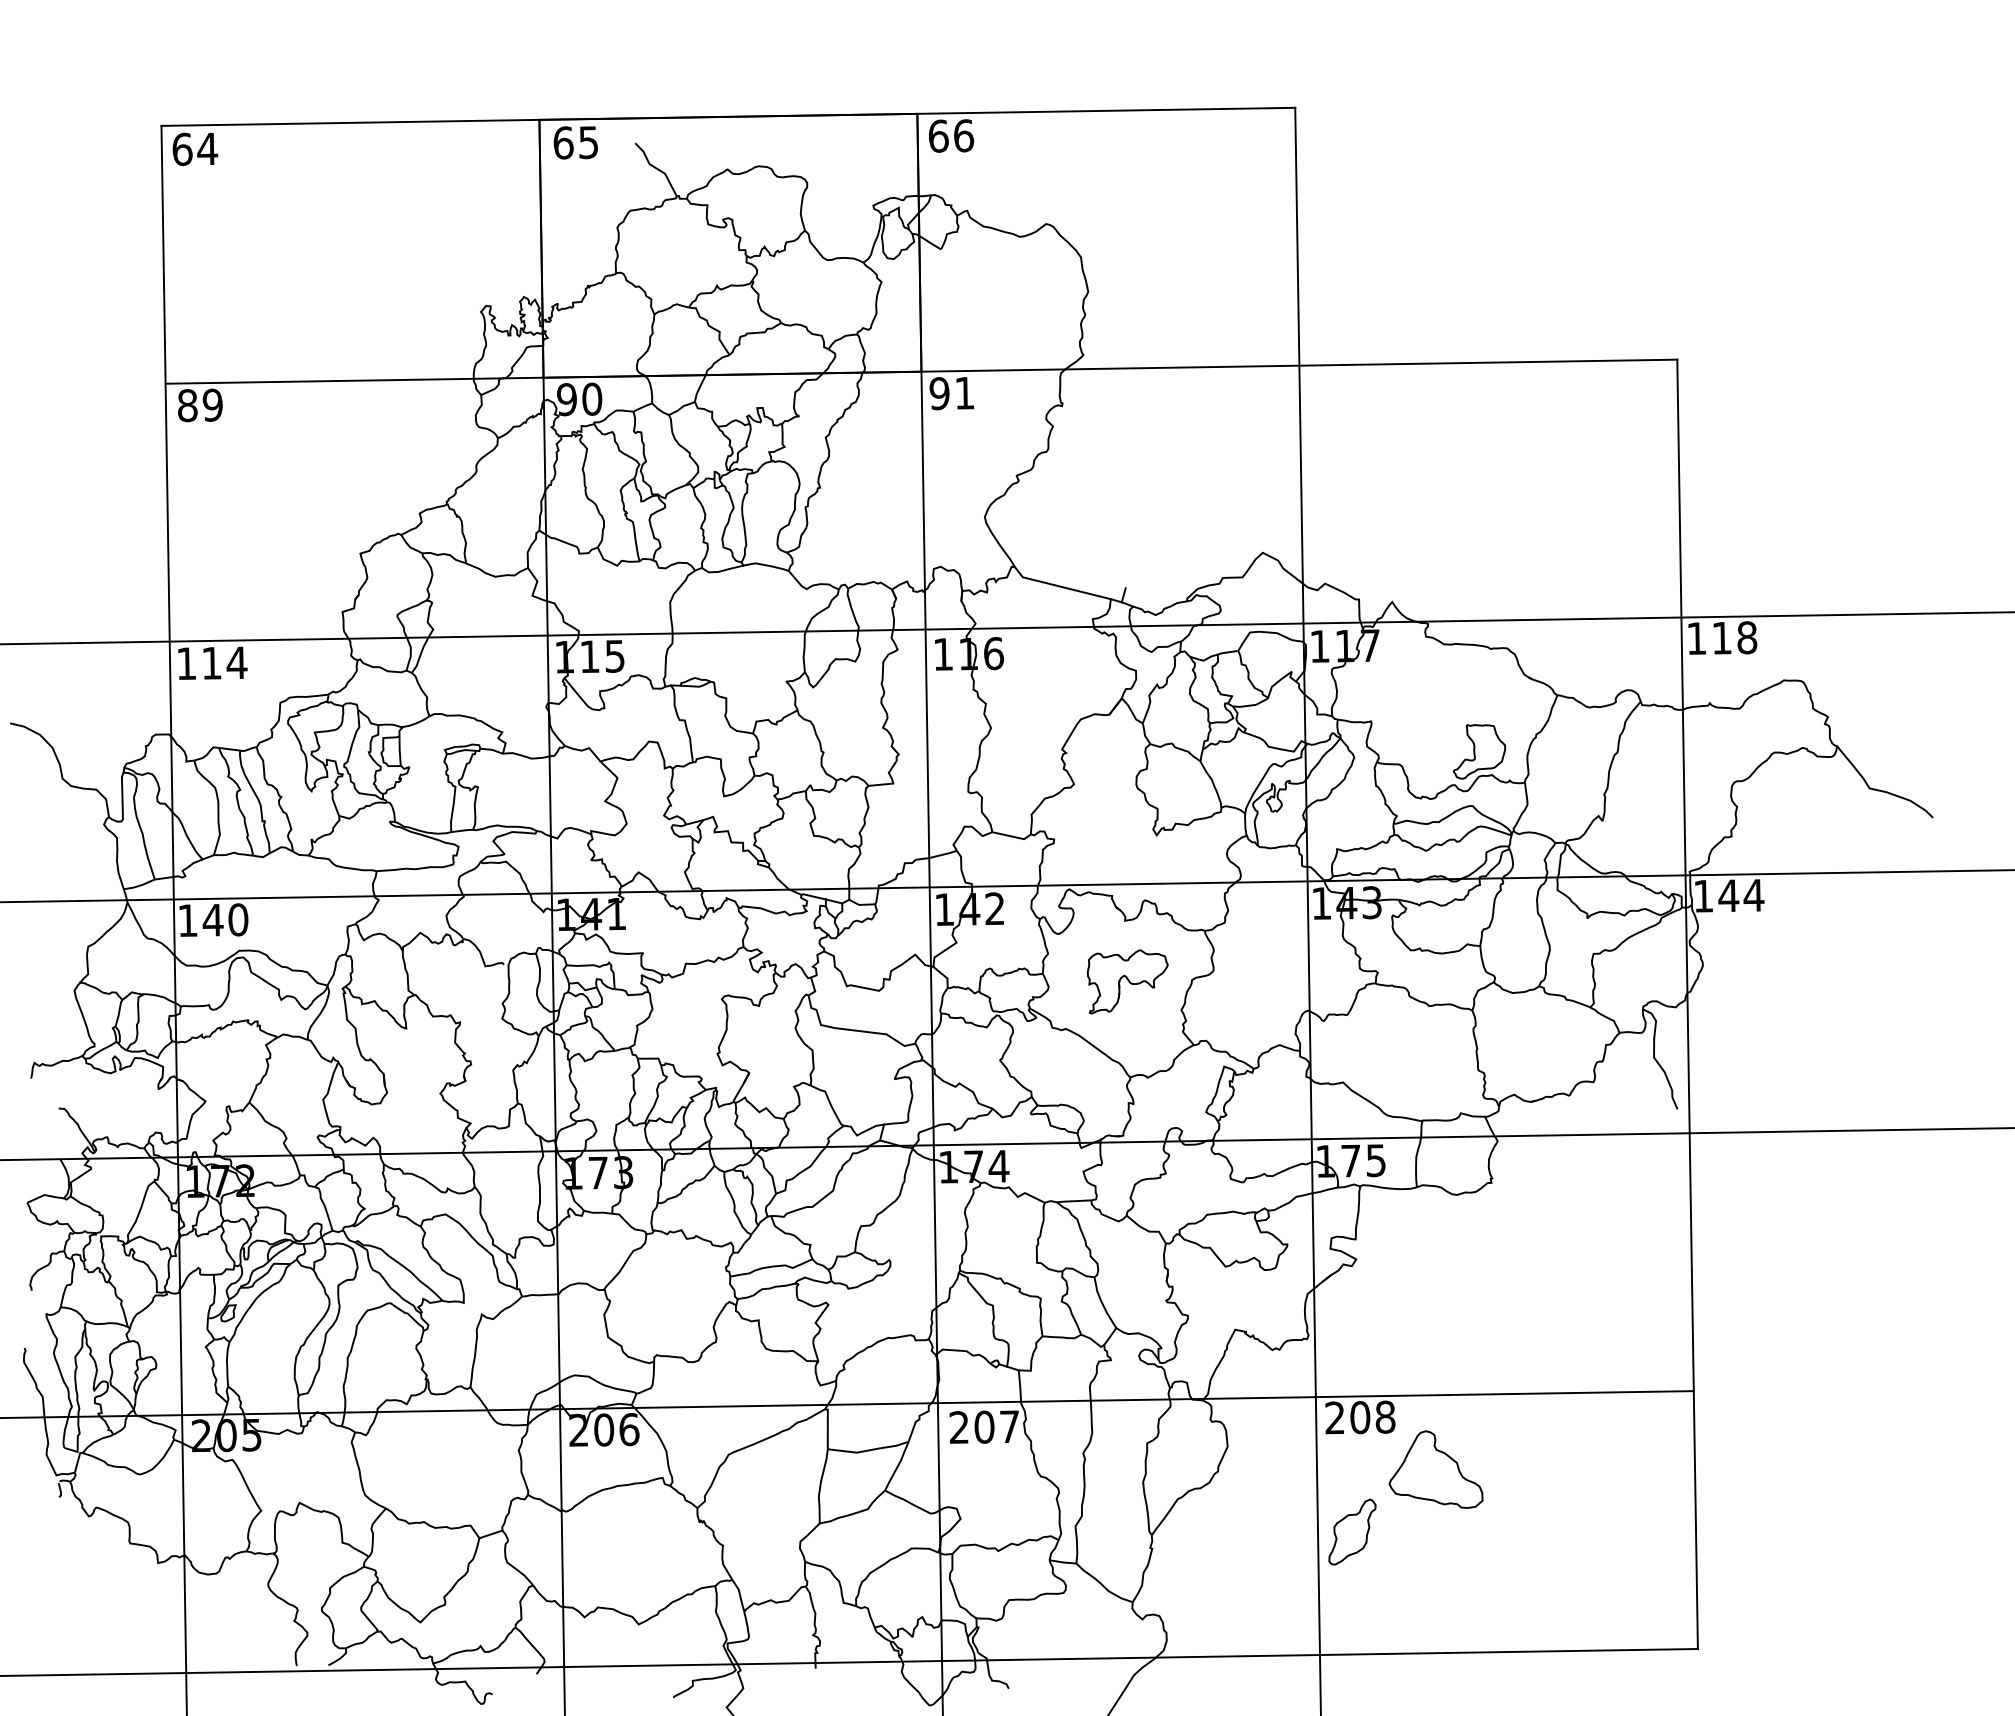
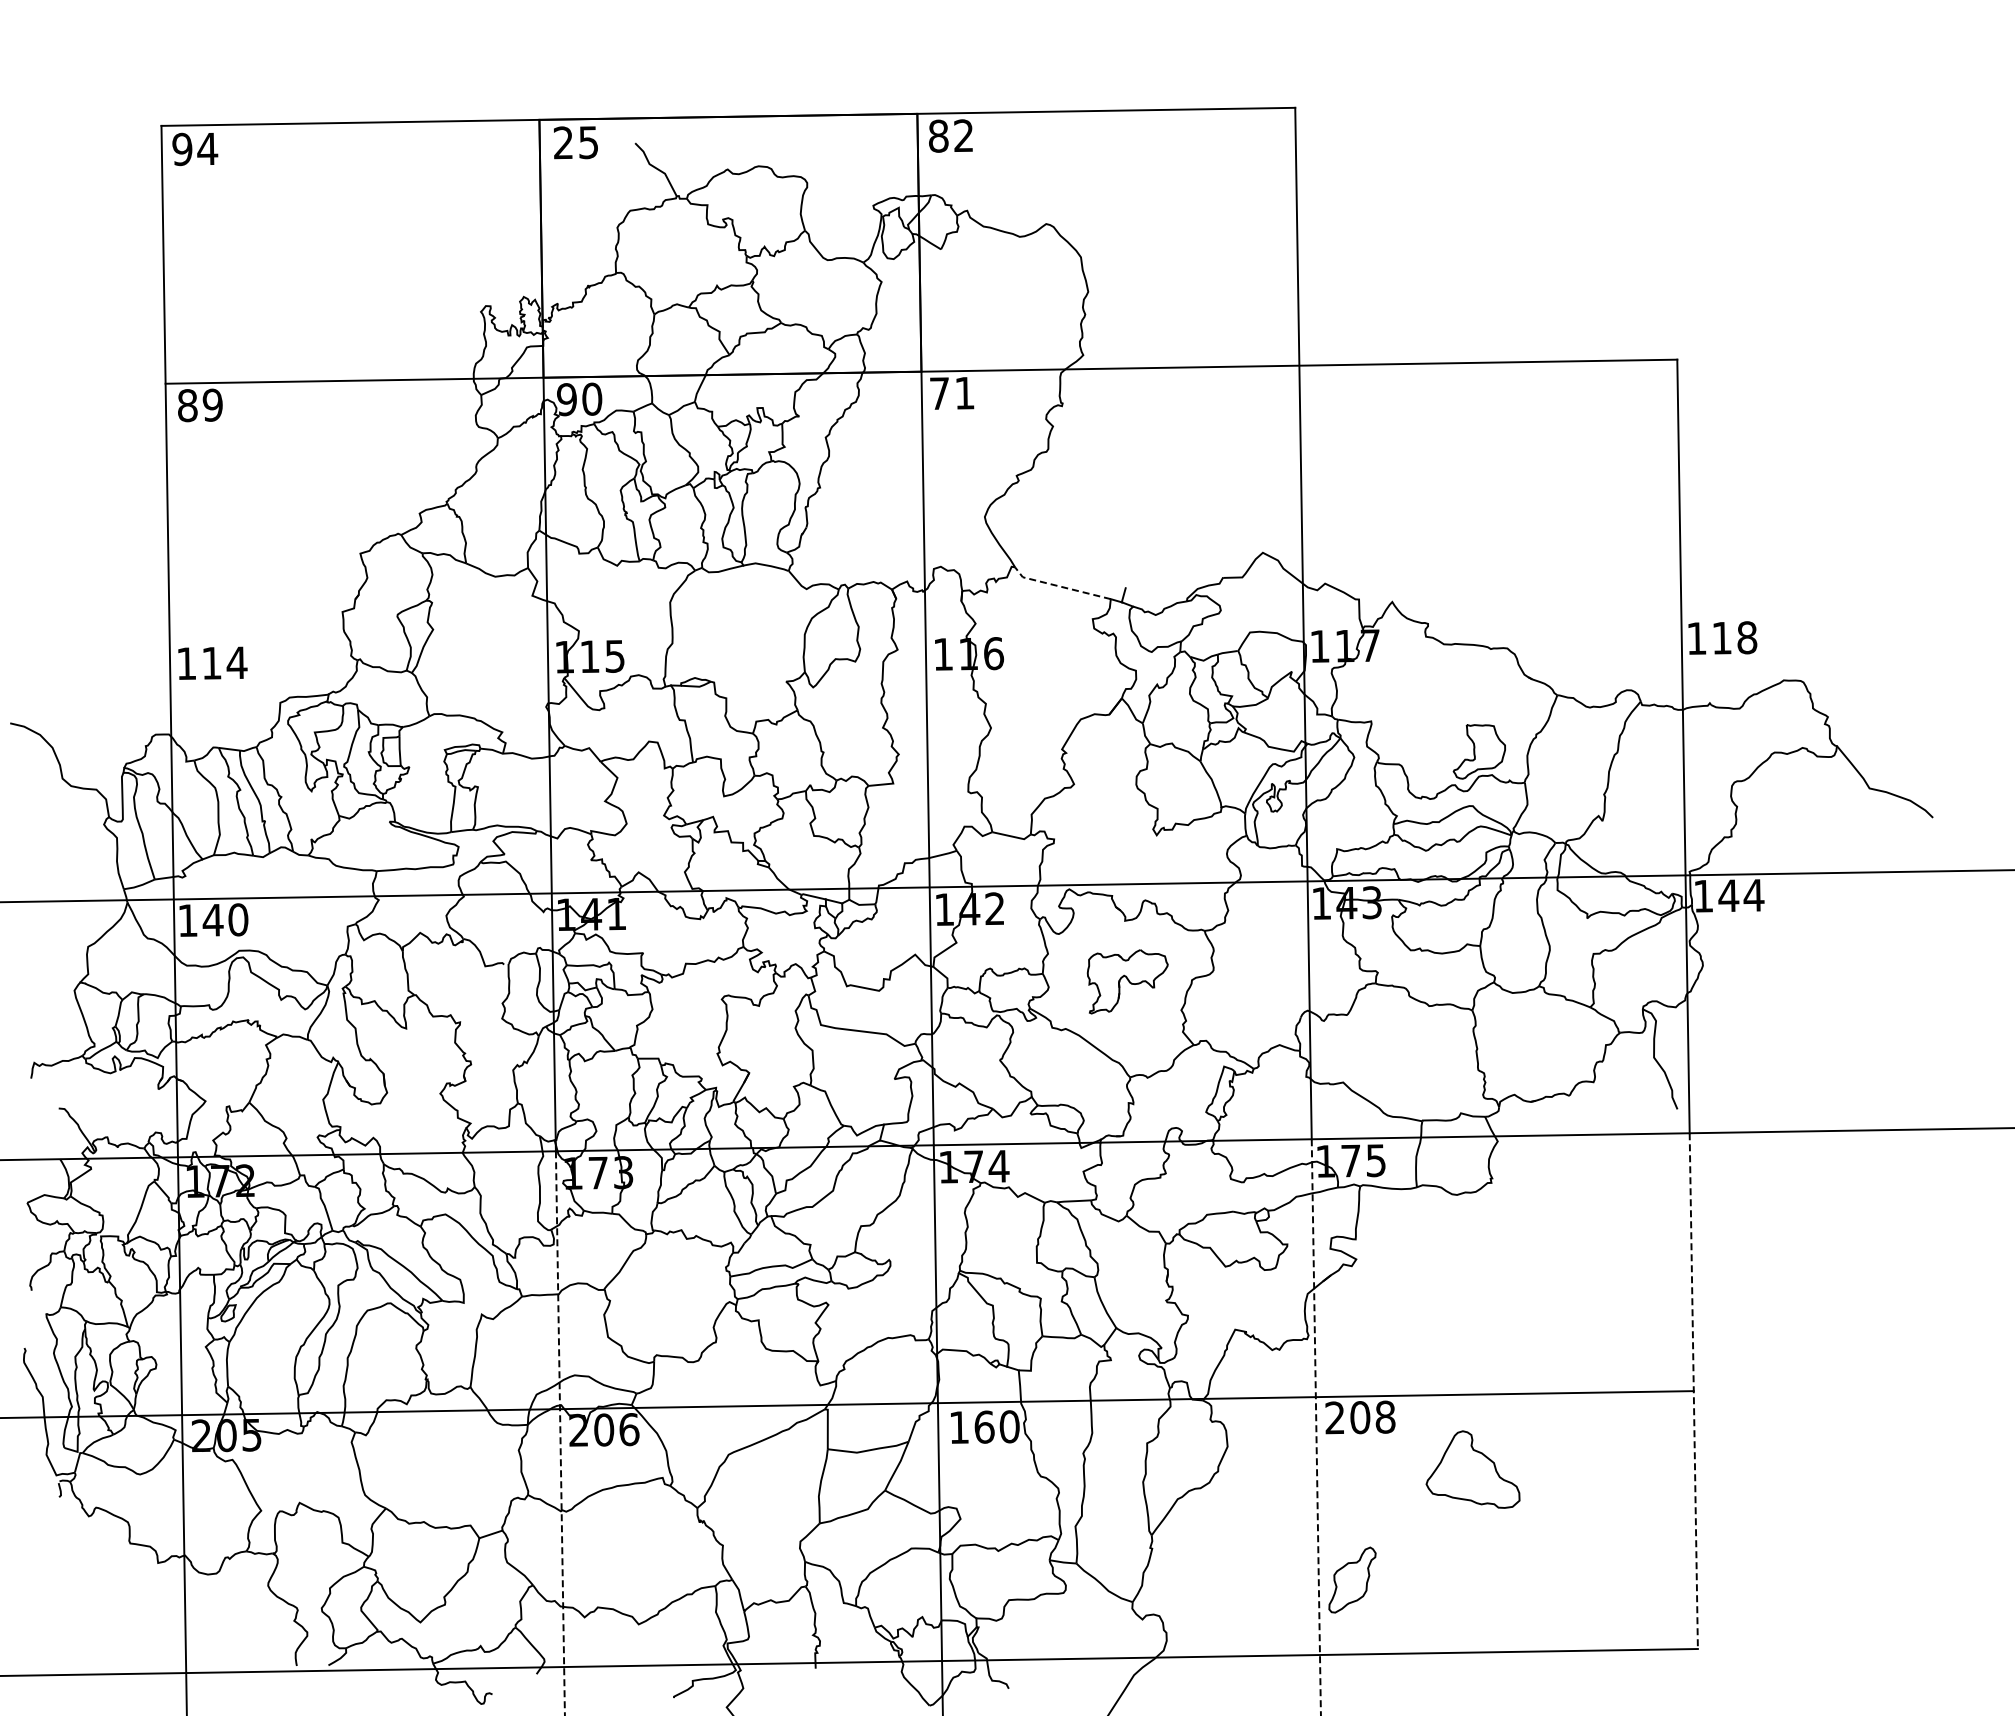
text: 66 -> 82 (951, 135)
text: 65 -> 25 (563, 142)
text: 64 -> 94 (182, 149)
text: 91 -> 71 (939, 393)
line: solid -> dashed (1059, 586)
line: present -> none (1006, 628)
line: solid -> dashed (1693, 1391)
text: 207 -> 160 (984, 1426)
line: solid -> dashed (1316, 1428)
line: solid -> dashed (560, 1433)
part position: (1435, 1469) -> (1472, 1469) (1472, 1469)
part position: (1352, 1531) -> (1352, 1579) (1352, 1579)
